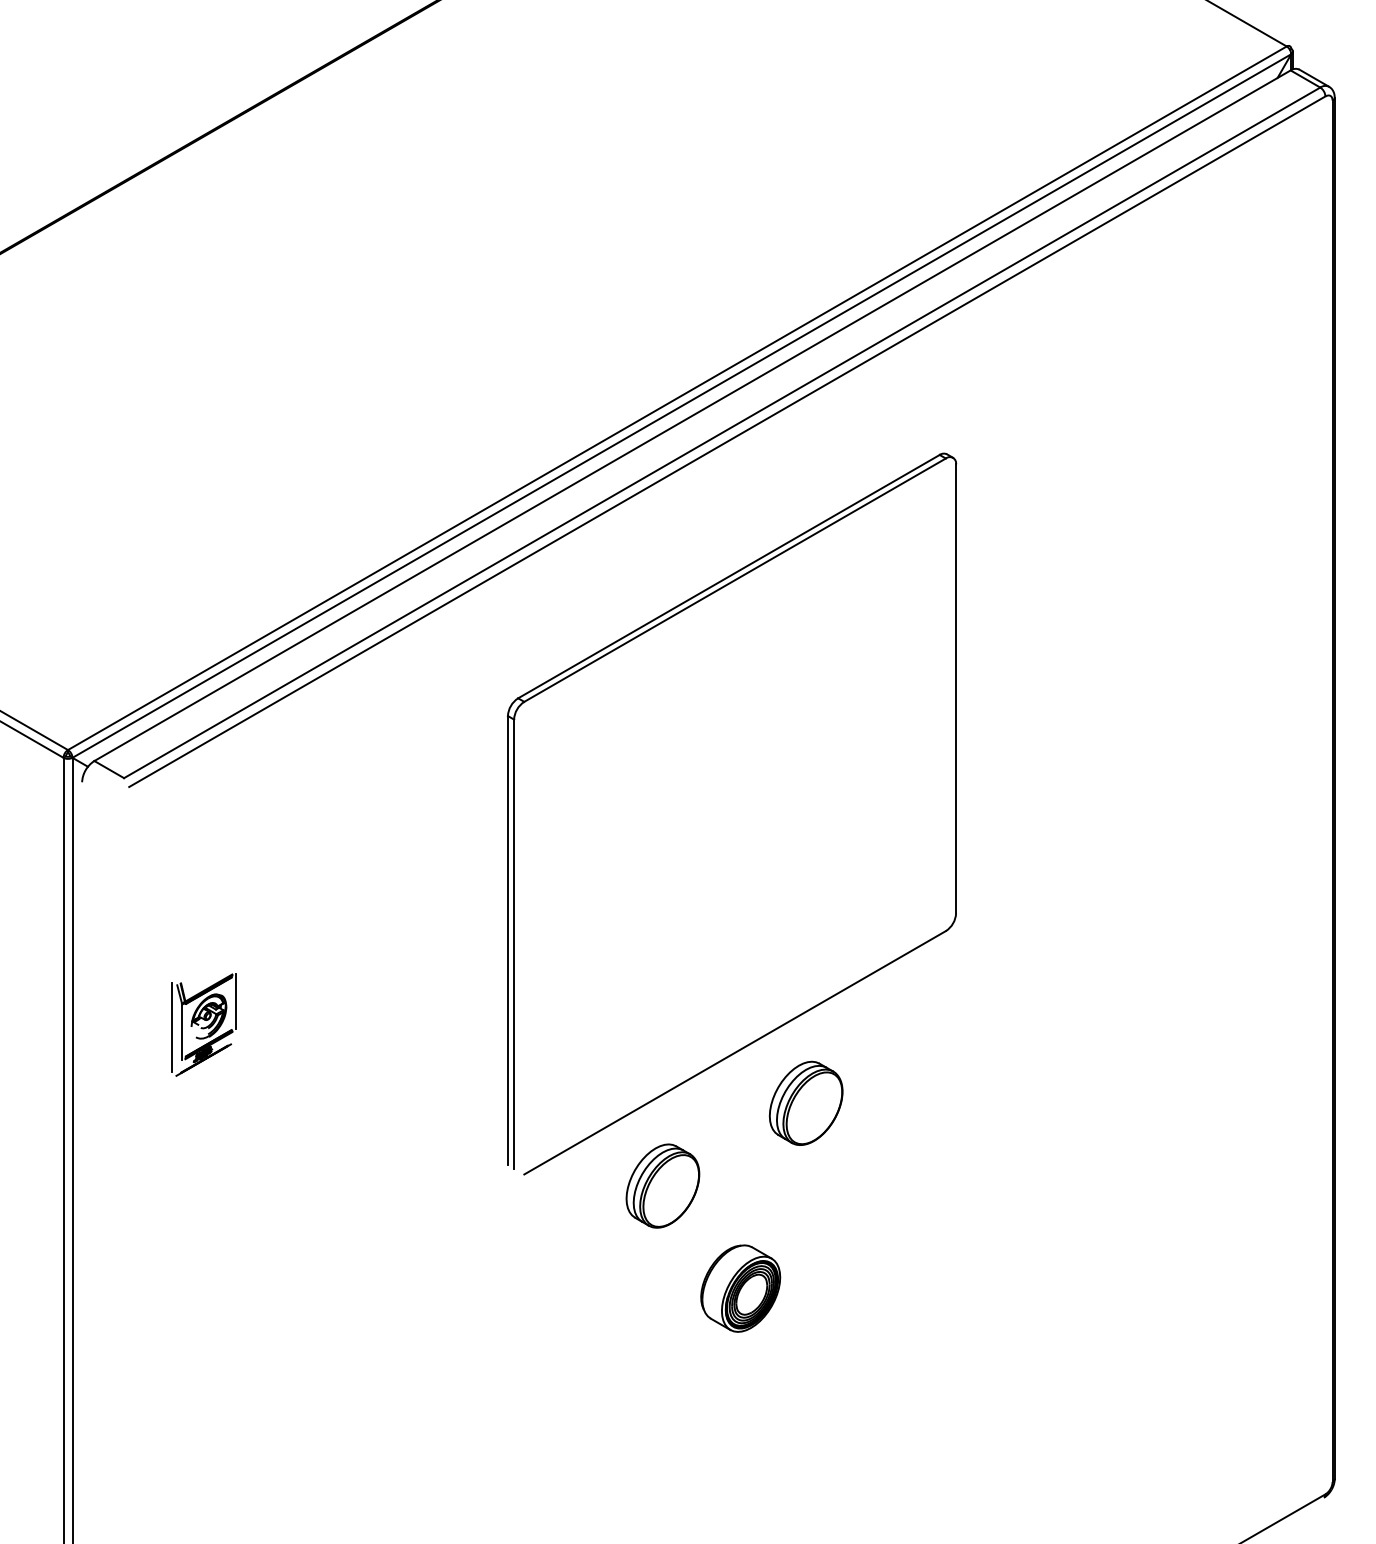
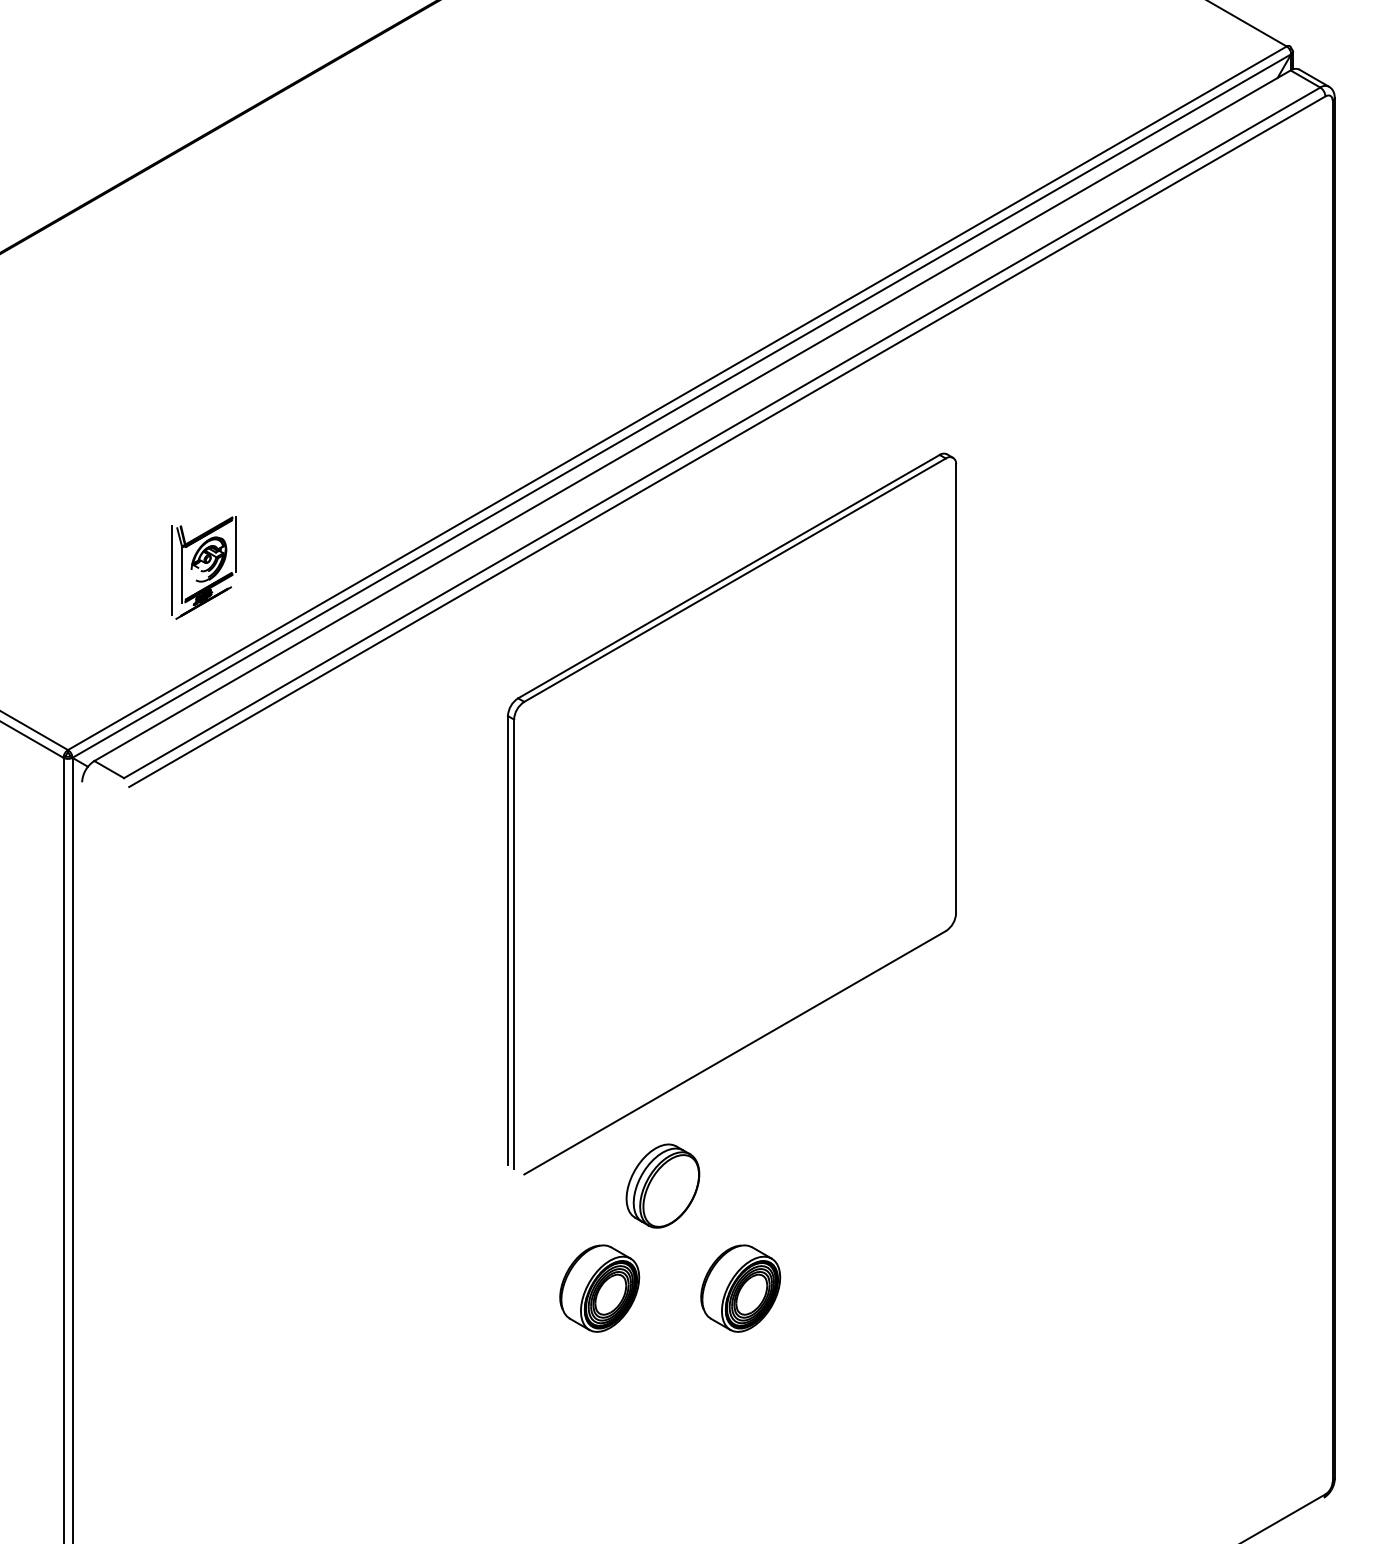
part position: (203, 1024) -> (203, 567) (203, 567)
part: present -> none (805, 1102)
part: none -> present (599, 1288)
